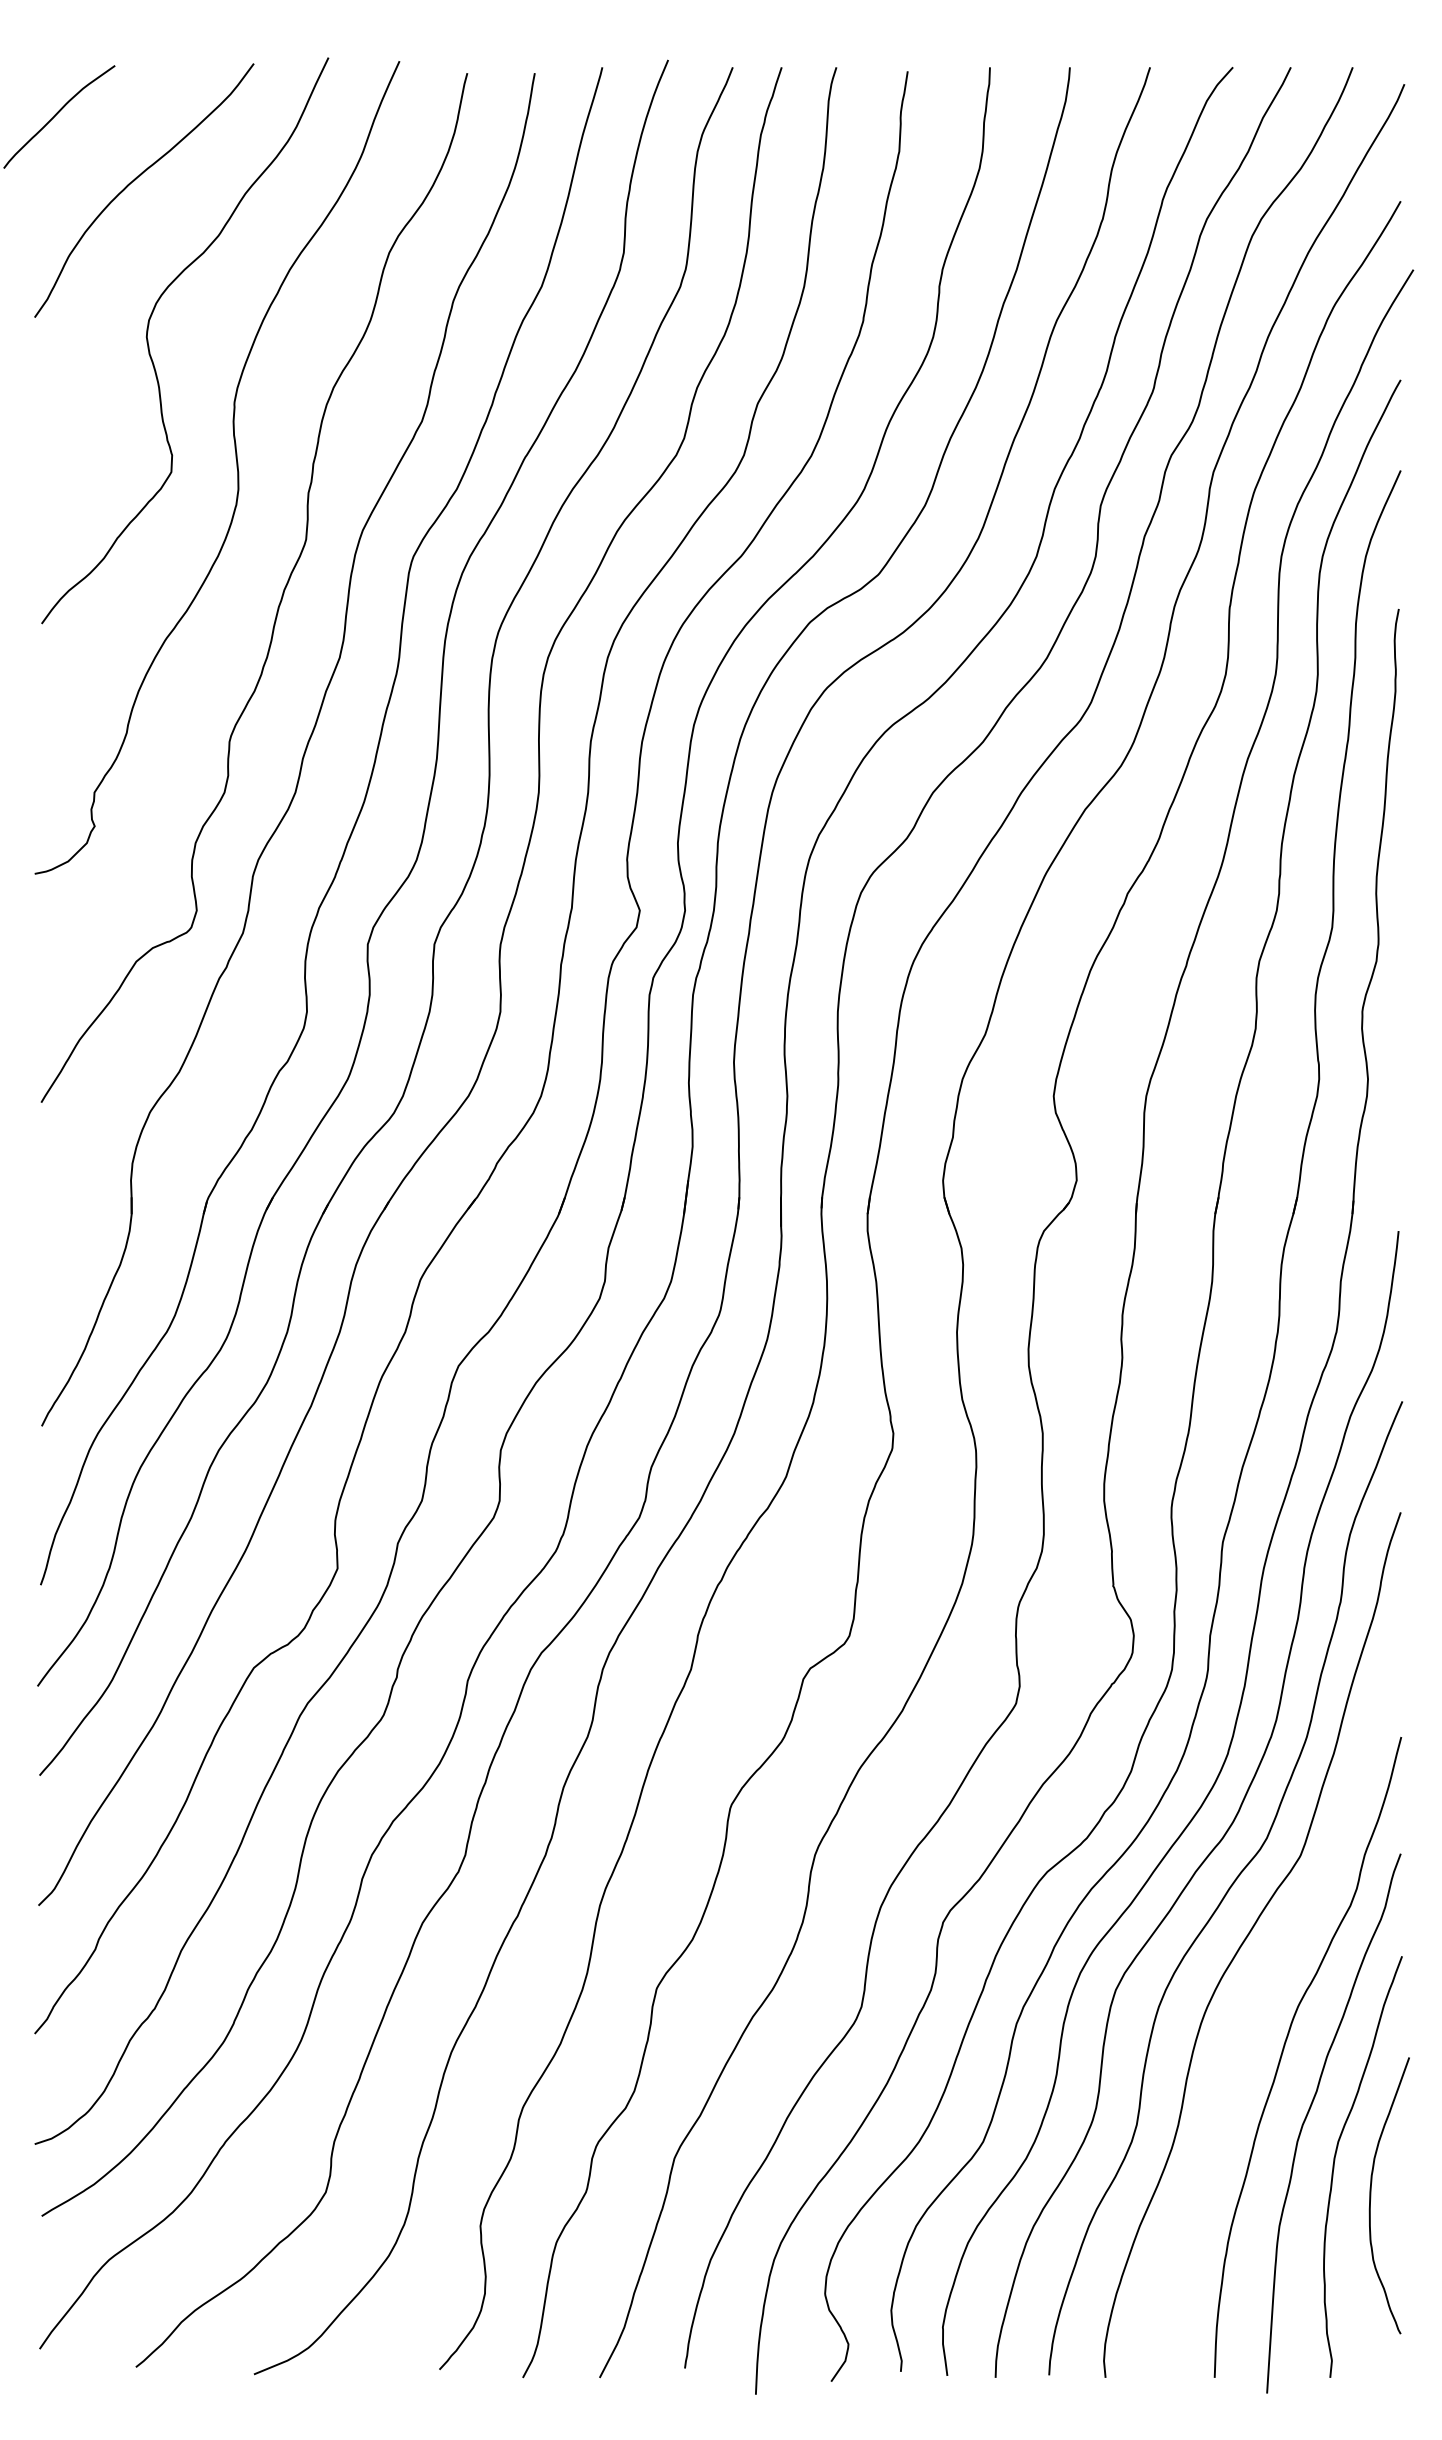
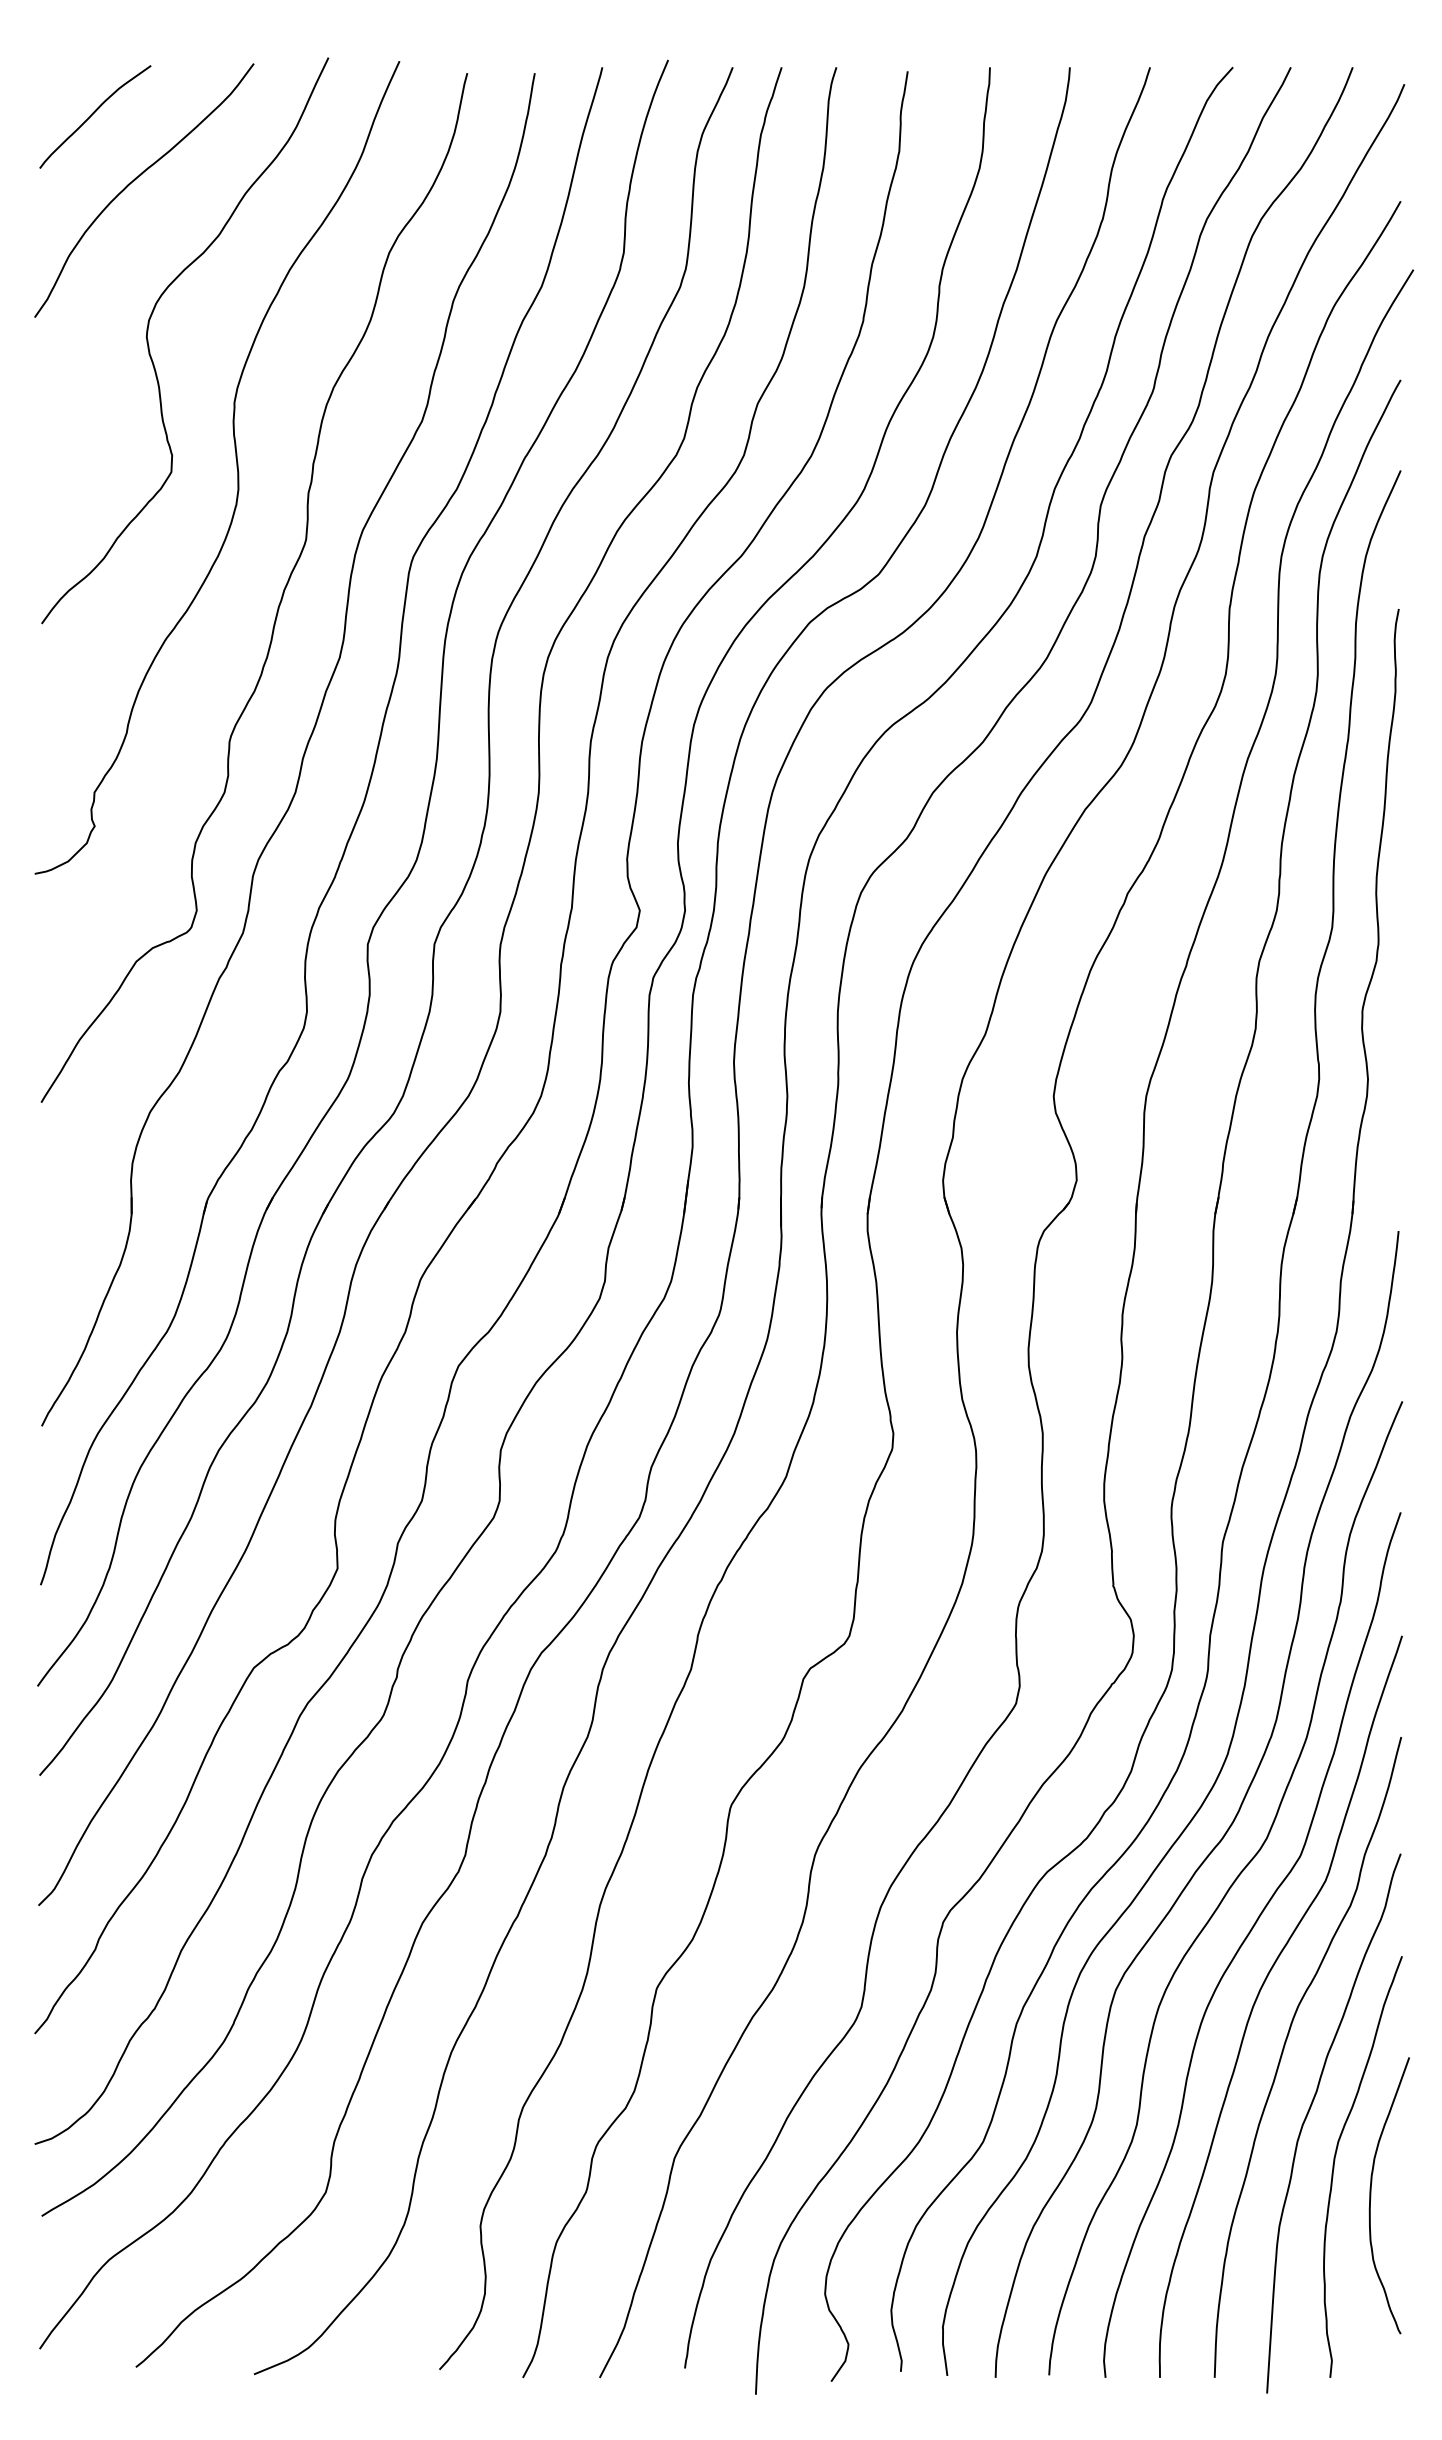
curve position: (57, 114) -> (93, 114) (93, 114)
curve: none -> present (1258, 1997)
